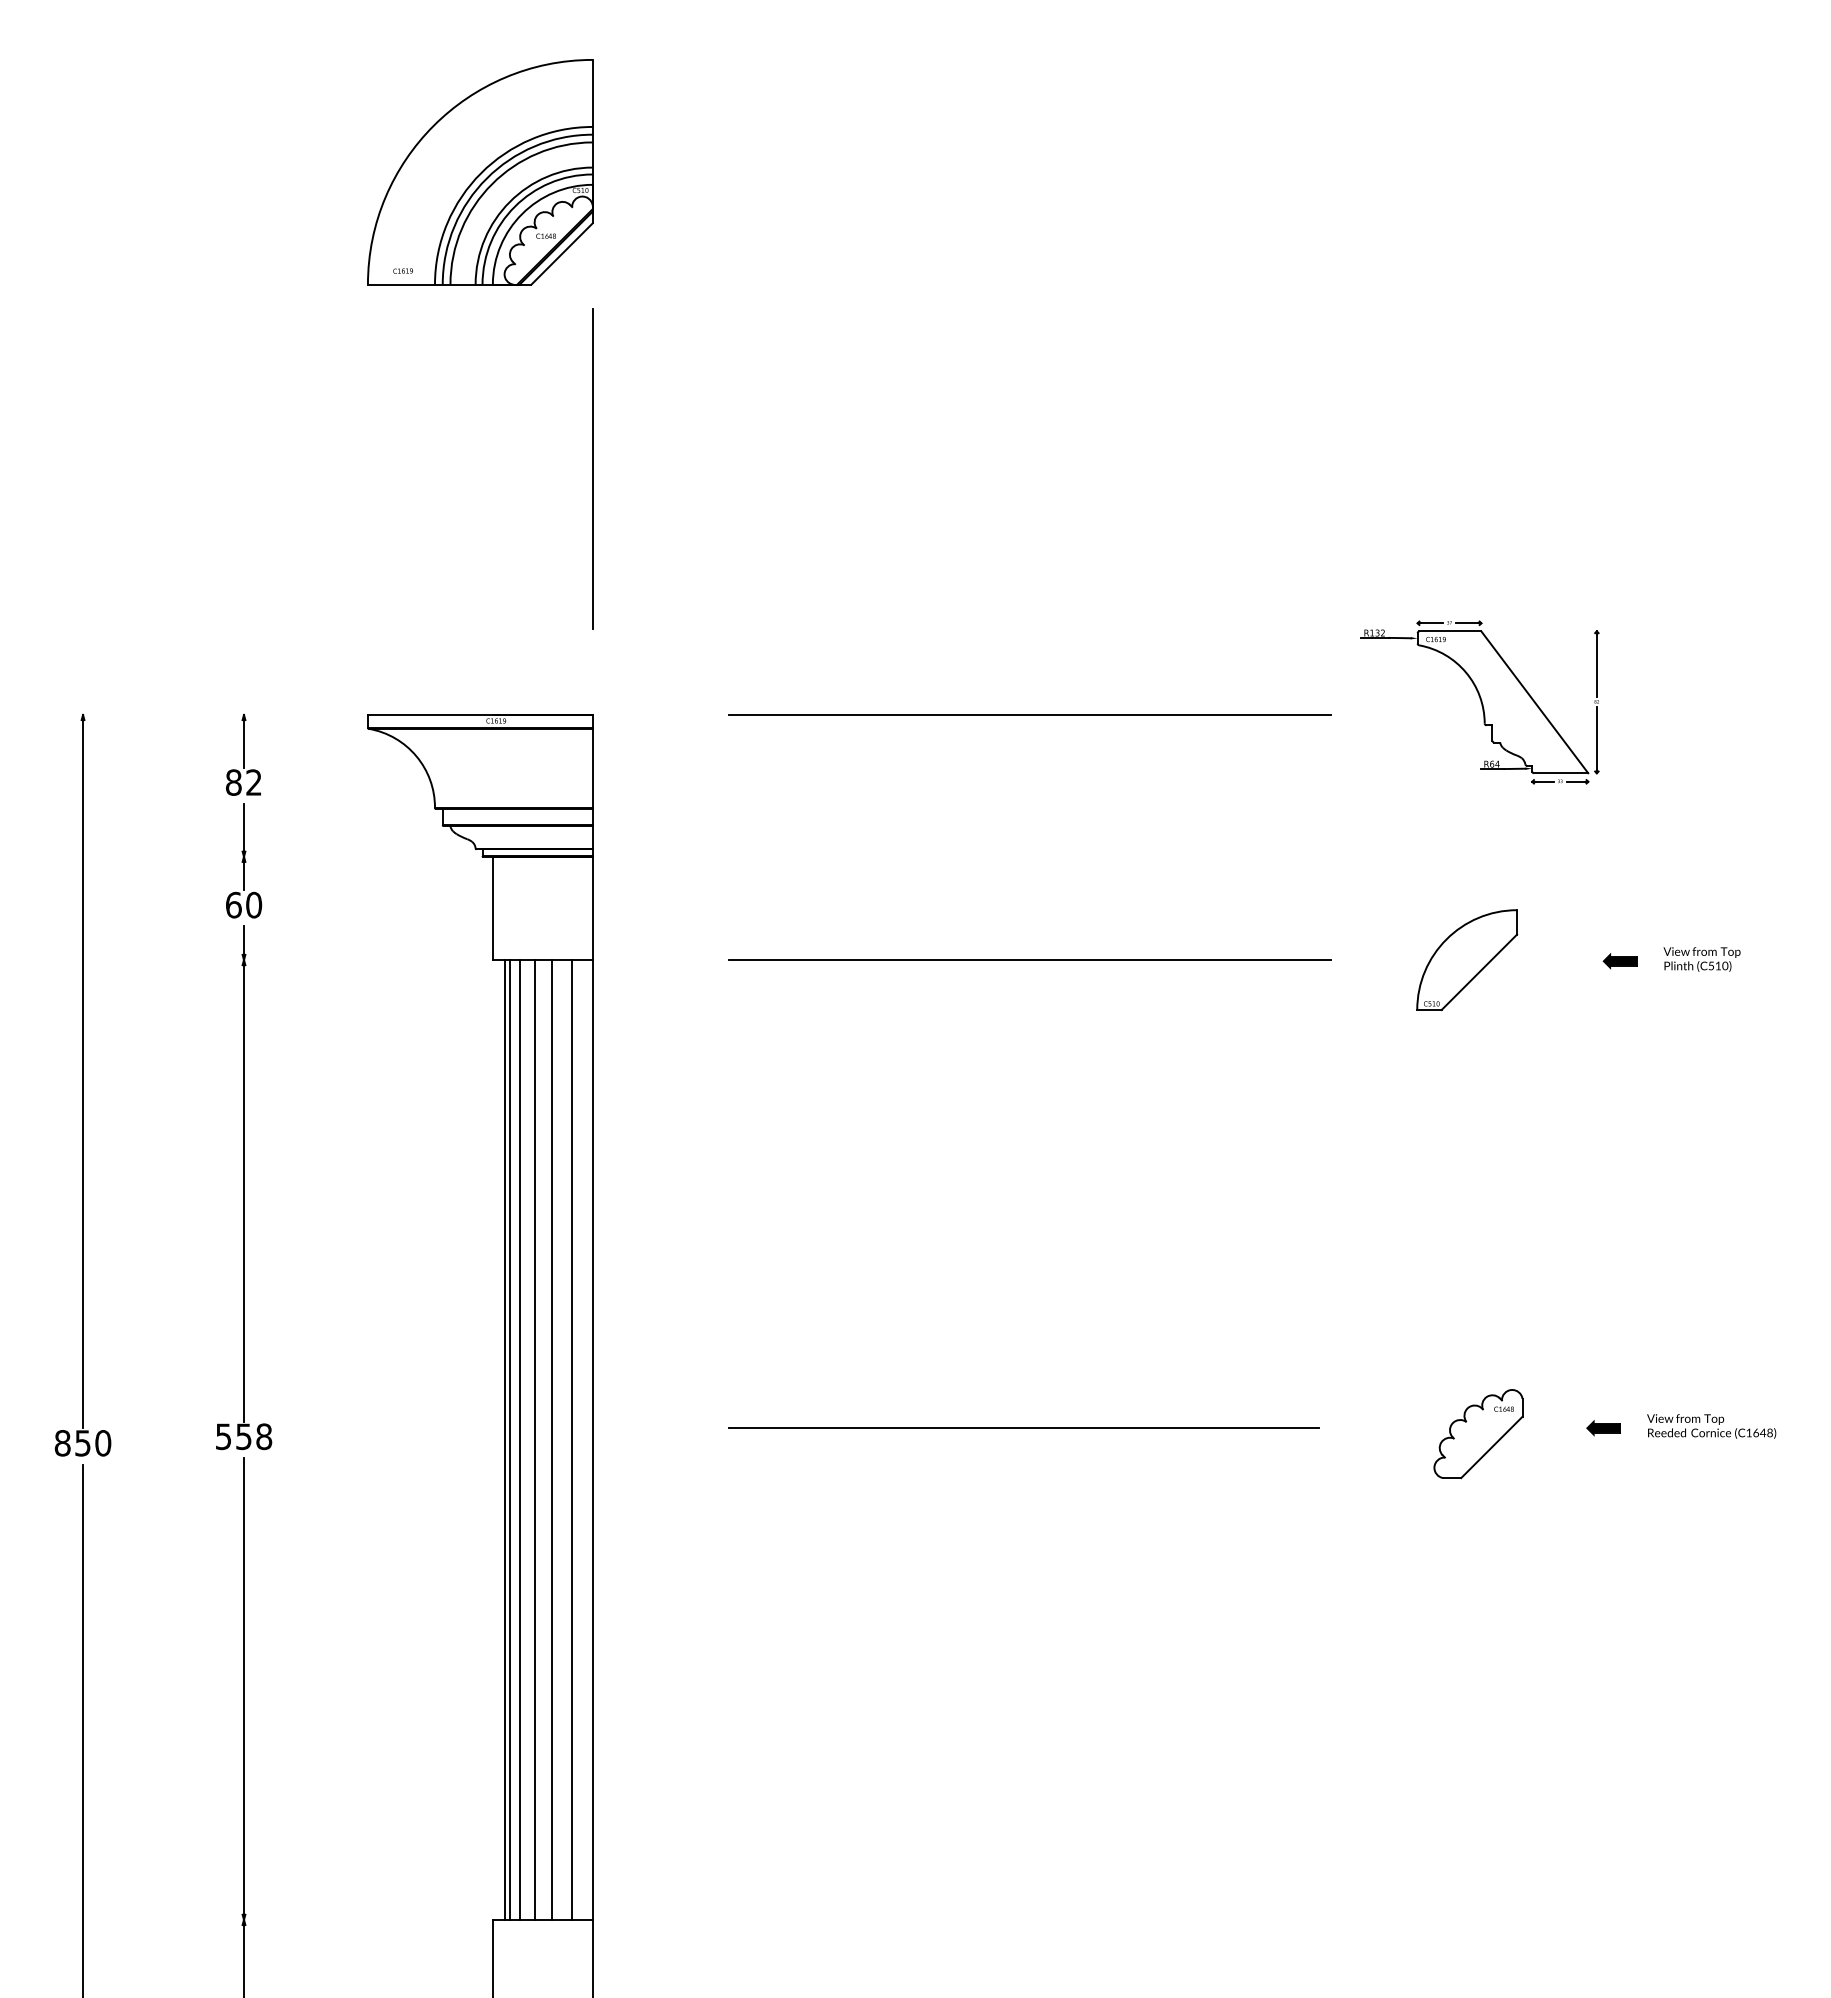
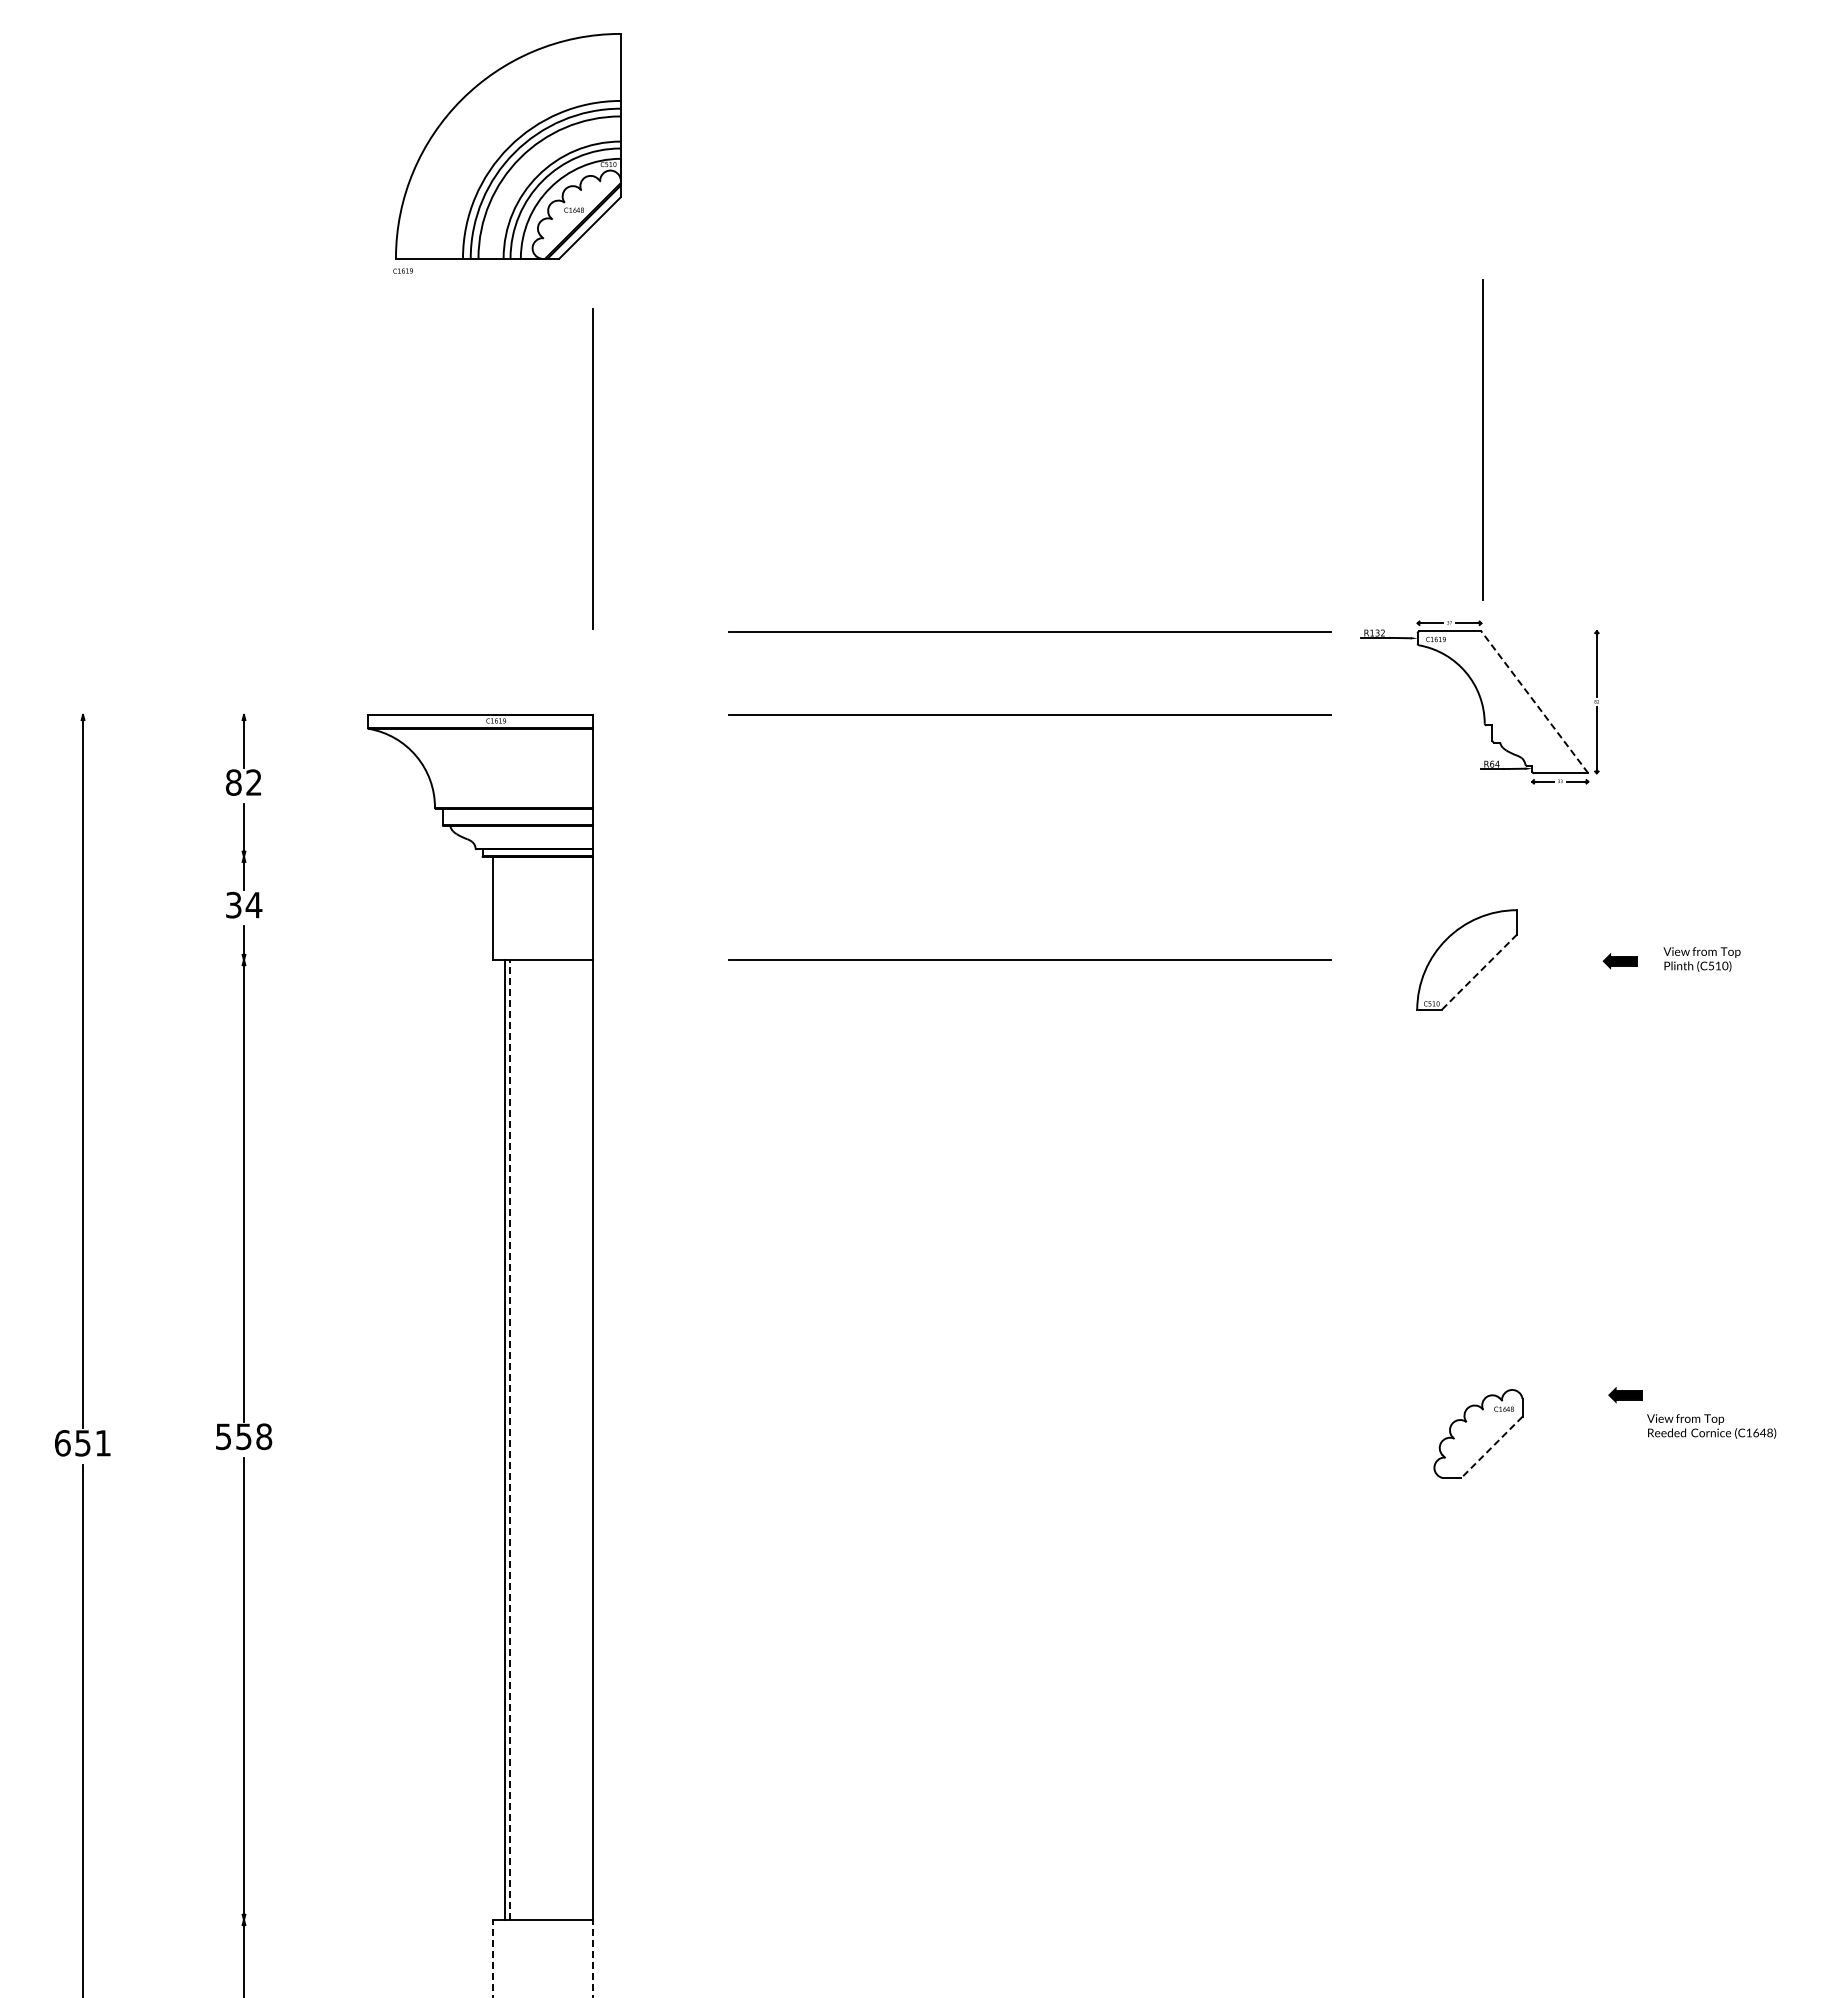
part position: (480, 172) -> (508, 146) (508, 146)
line: none -> present (1482, 439)
line: none -> present (1029, 631)
line: solid -> dashed (1534, 702)
text: 60 -> 34 (244, 904)
line: solid -> dashed (1478, 972)
line: present -> none (1023, 1428)
part position: (1603, 1428) -> (1625, 1395) (1625, 1395)
line: present -> none (520, 1439)
line: present -> none (534, 1439)
line: present -> none (552, 1439)
line: present -> none (572, 1439)
line: solid -> dashed (509, 1440)
text: 850 -> 651 (82, 1443)
line: solid -> dashed (1491, 1447)
line: solid -> dashed (492, 1958)
line: solid -> dashed (592, 1958)
